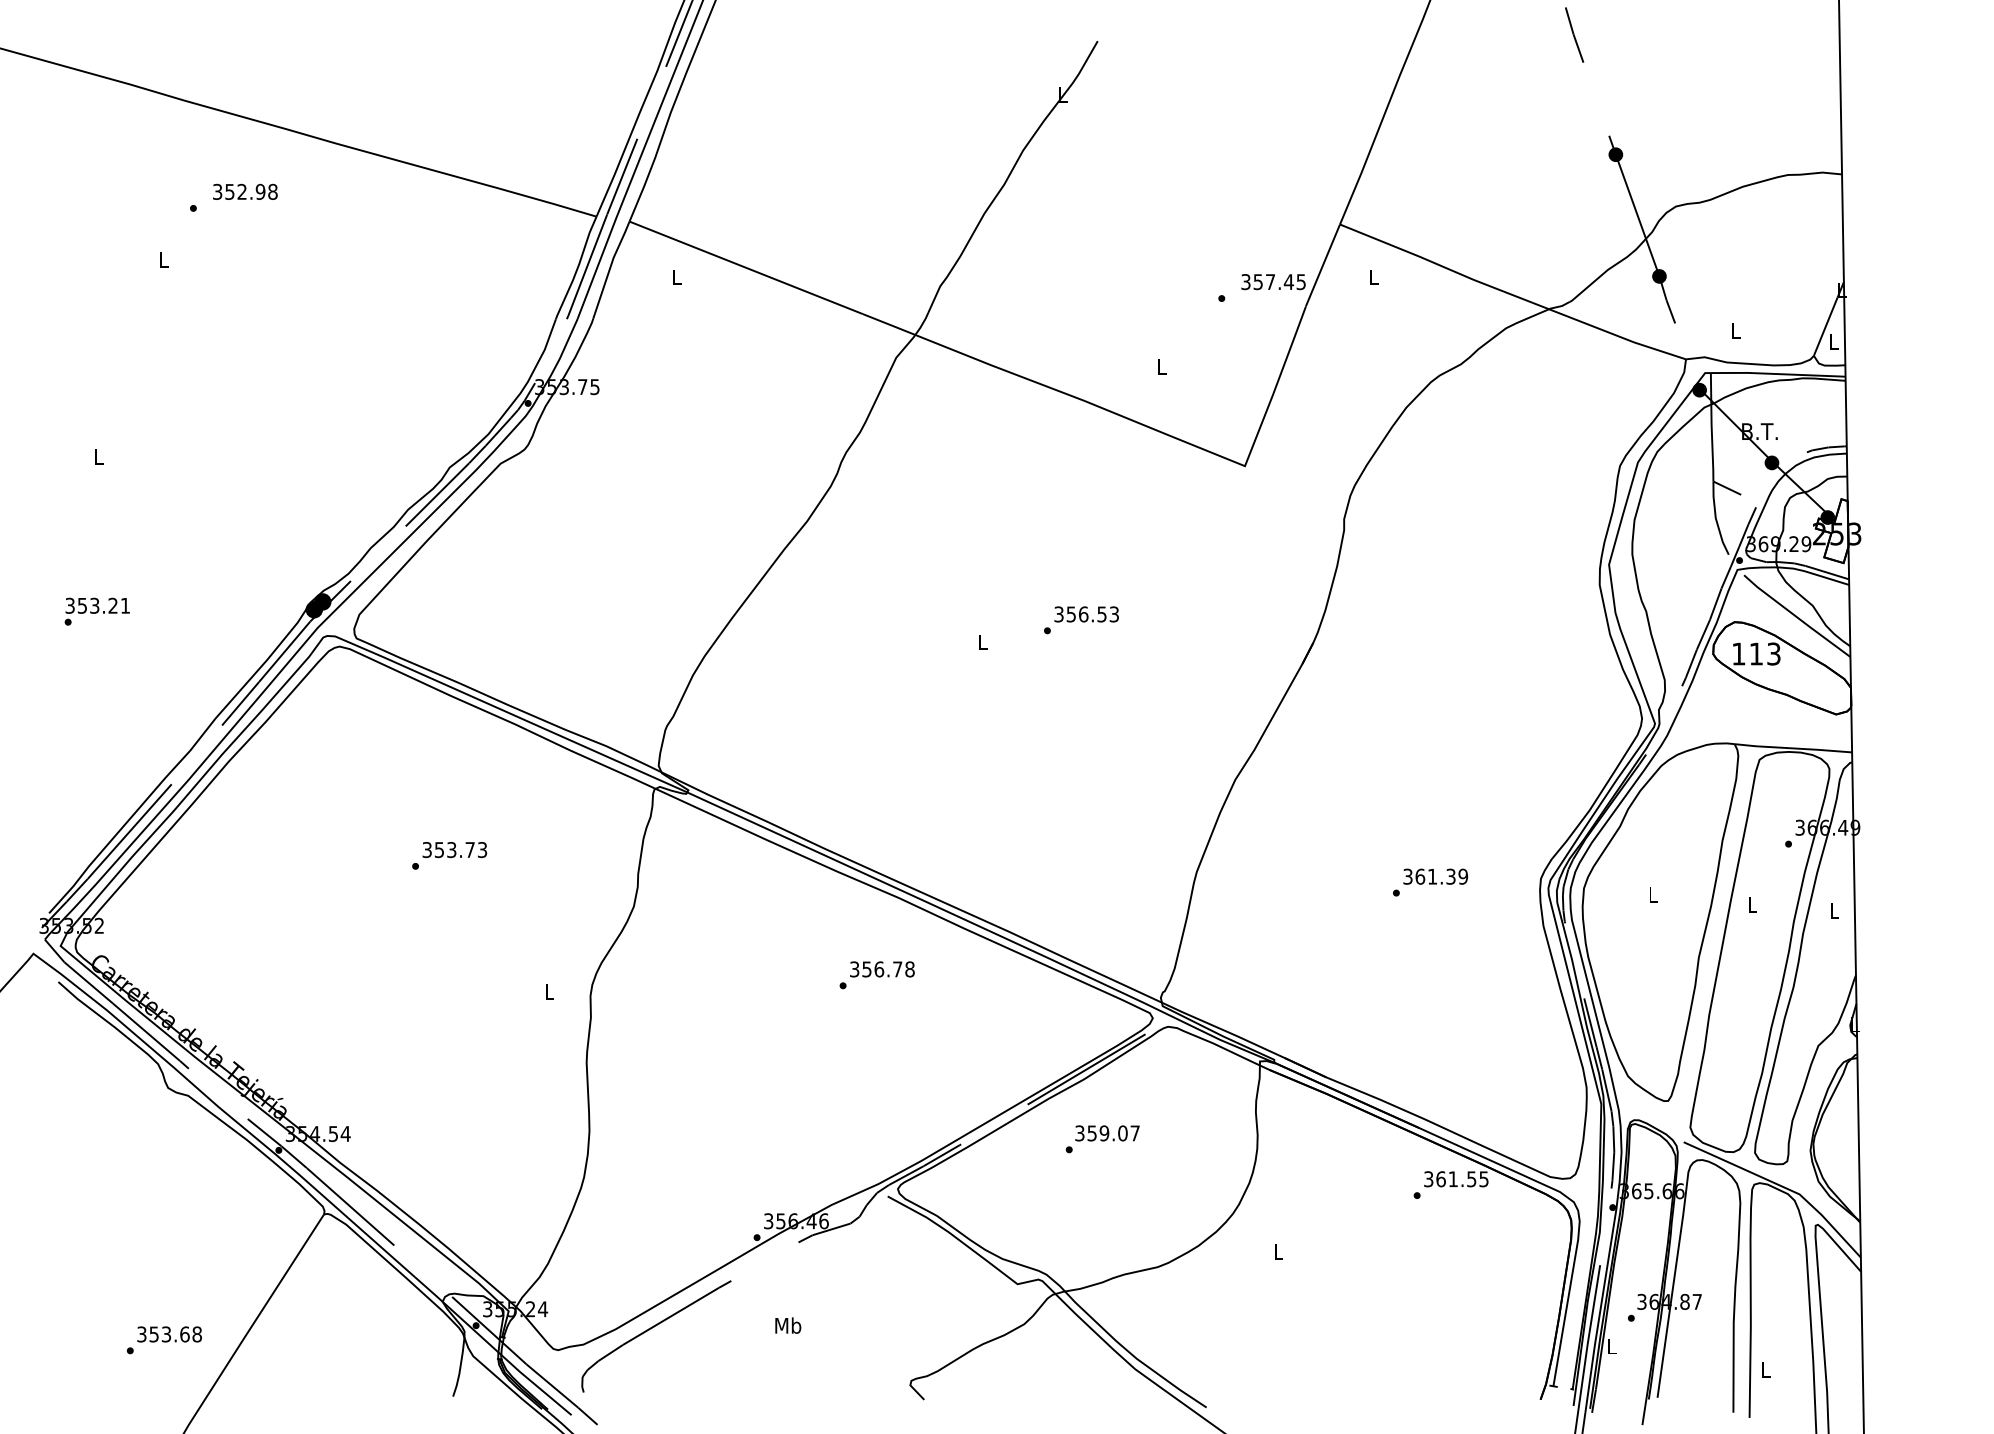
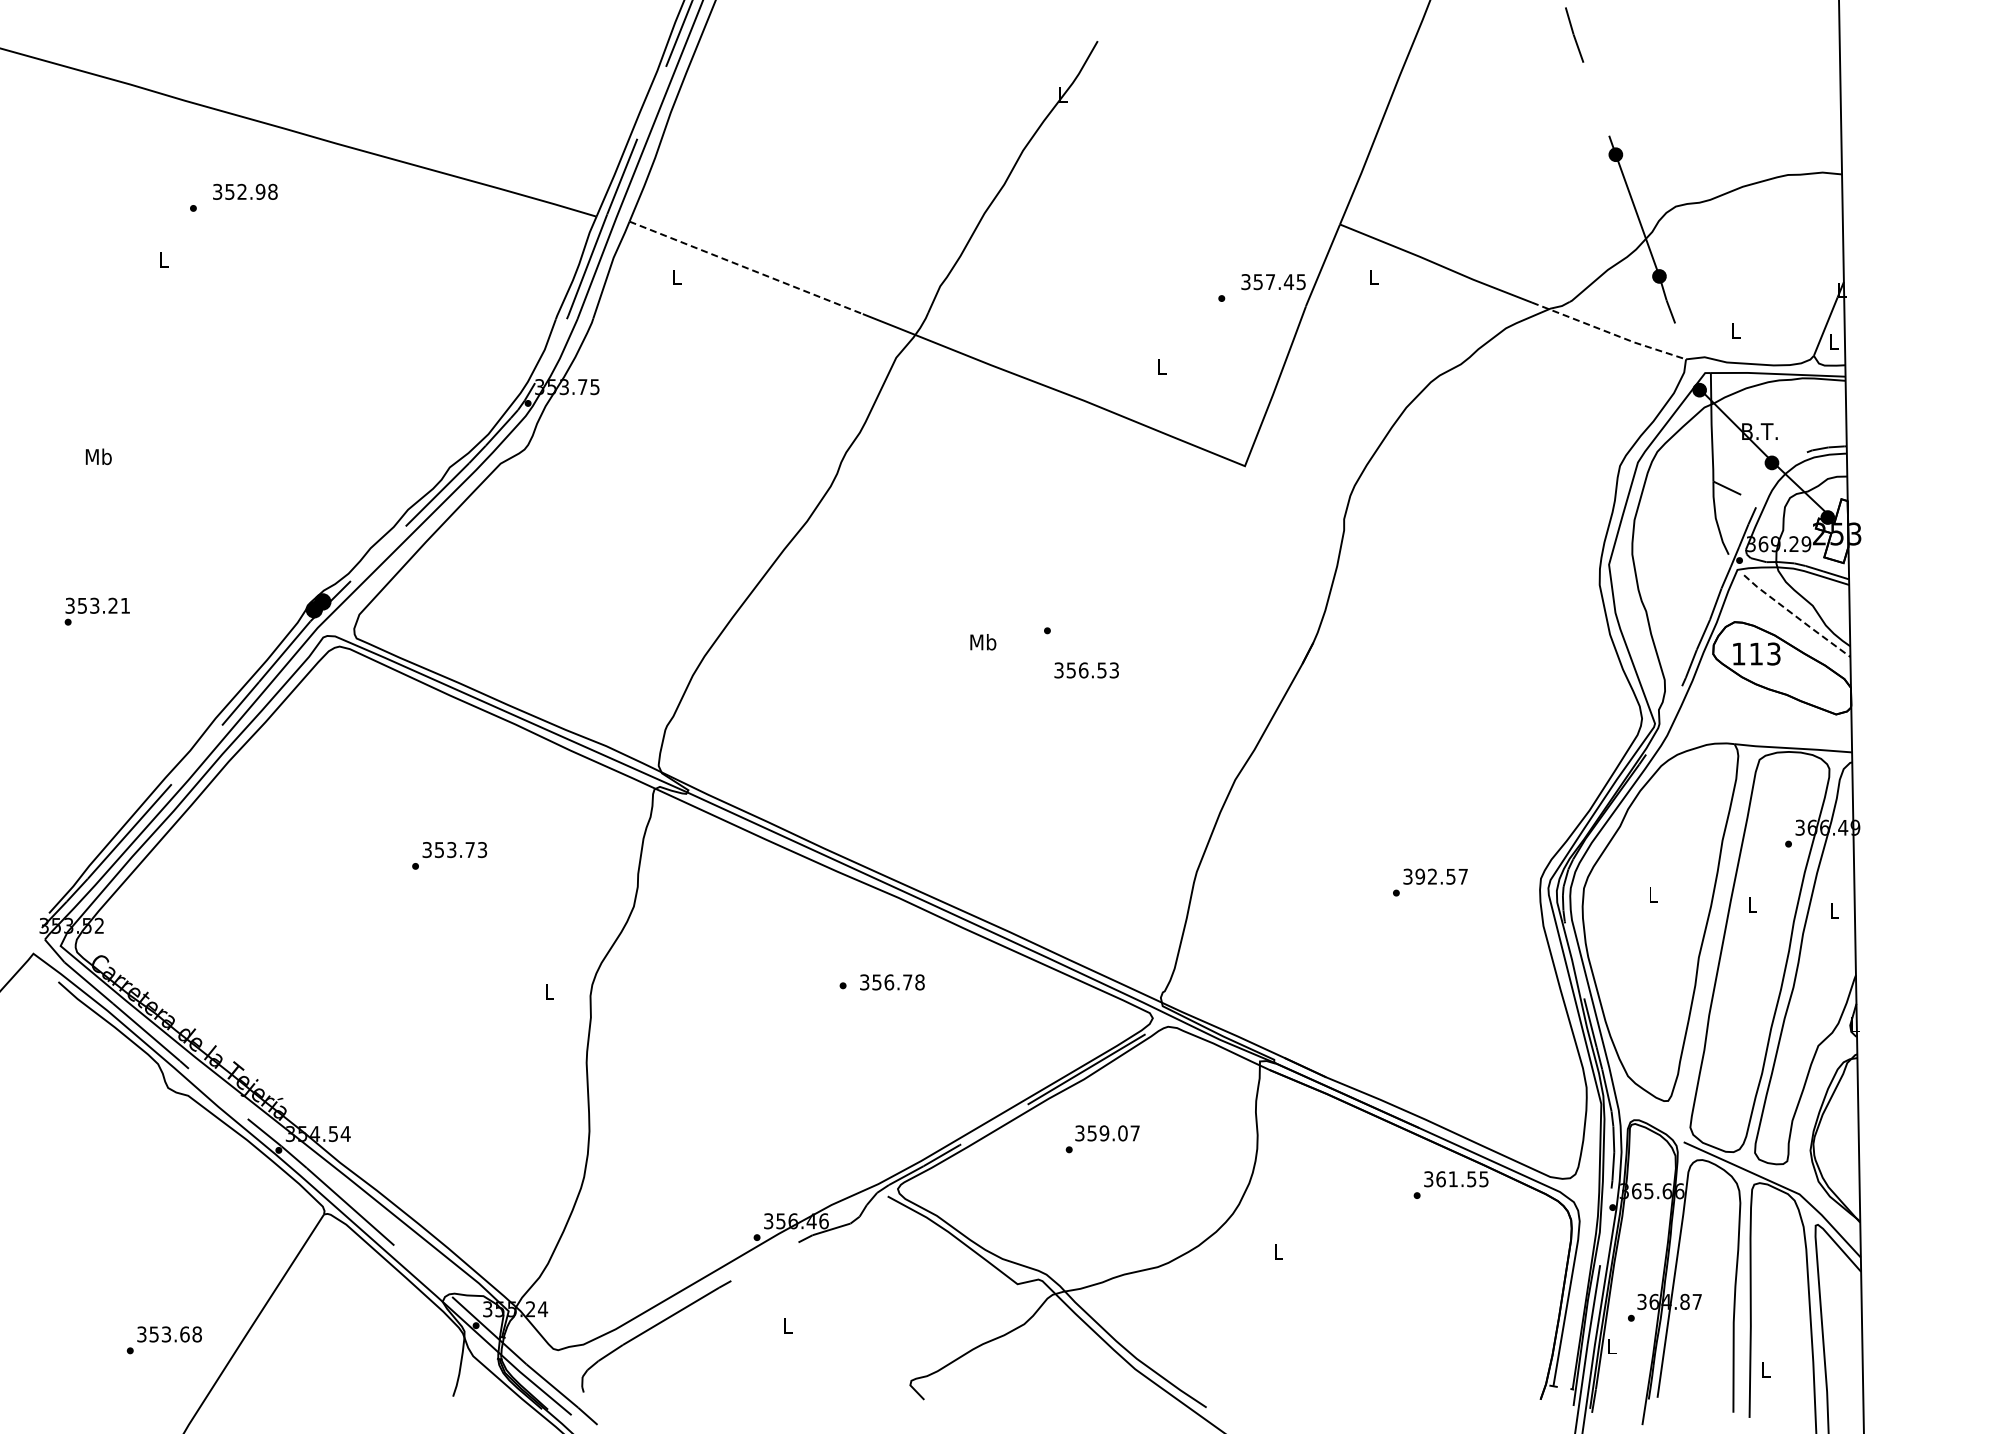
line: solid -> dashed (746, 268)
line: solid -> dashed (1609, 332)
text: L -> Mb (98, 456)
text position: (1086, 614) -> (1086, 670) (1086, 670)
line: solid -> dashed (1796, 617)
text: L -> Mb (983, 642)
text: 361.39 -> 392.57 (1441, 876)
text position: (882, 969) -> (892, 982) (892, 982)
text: Mb -> L (788, 1325)
